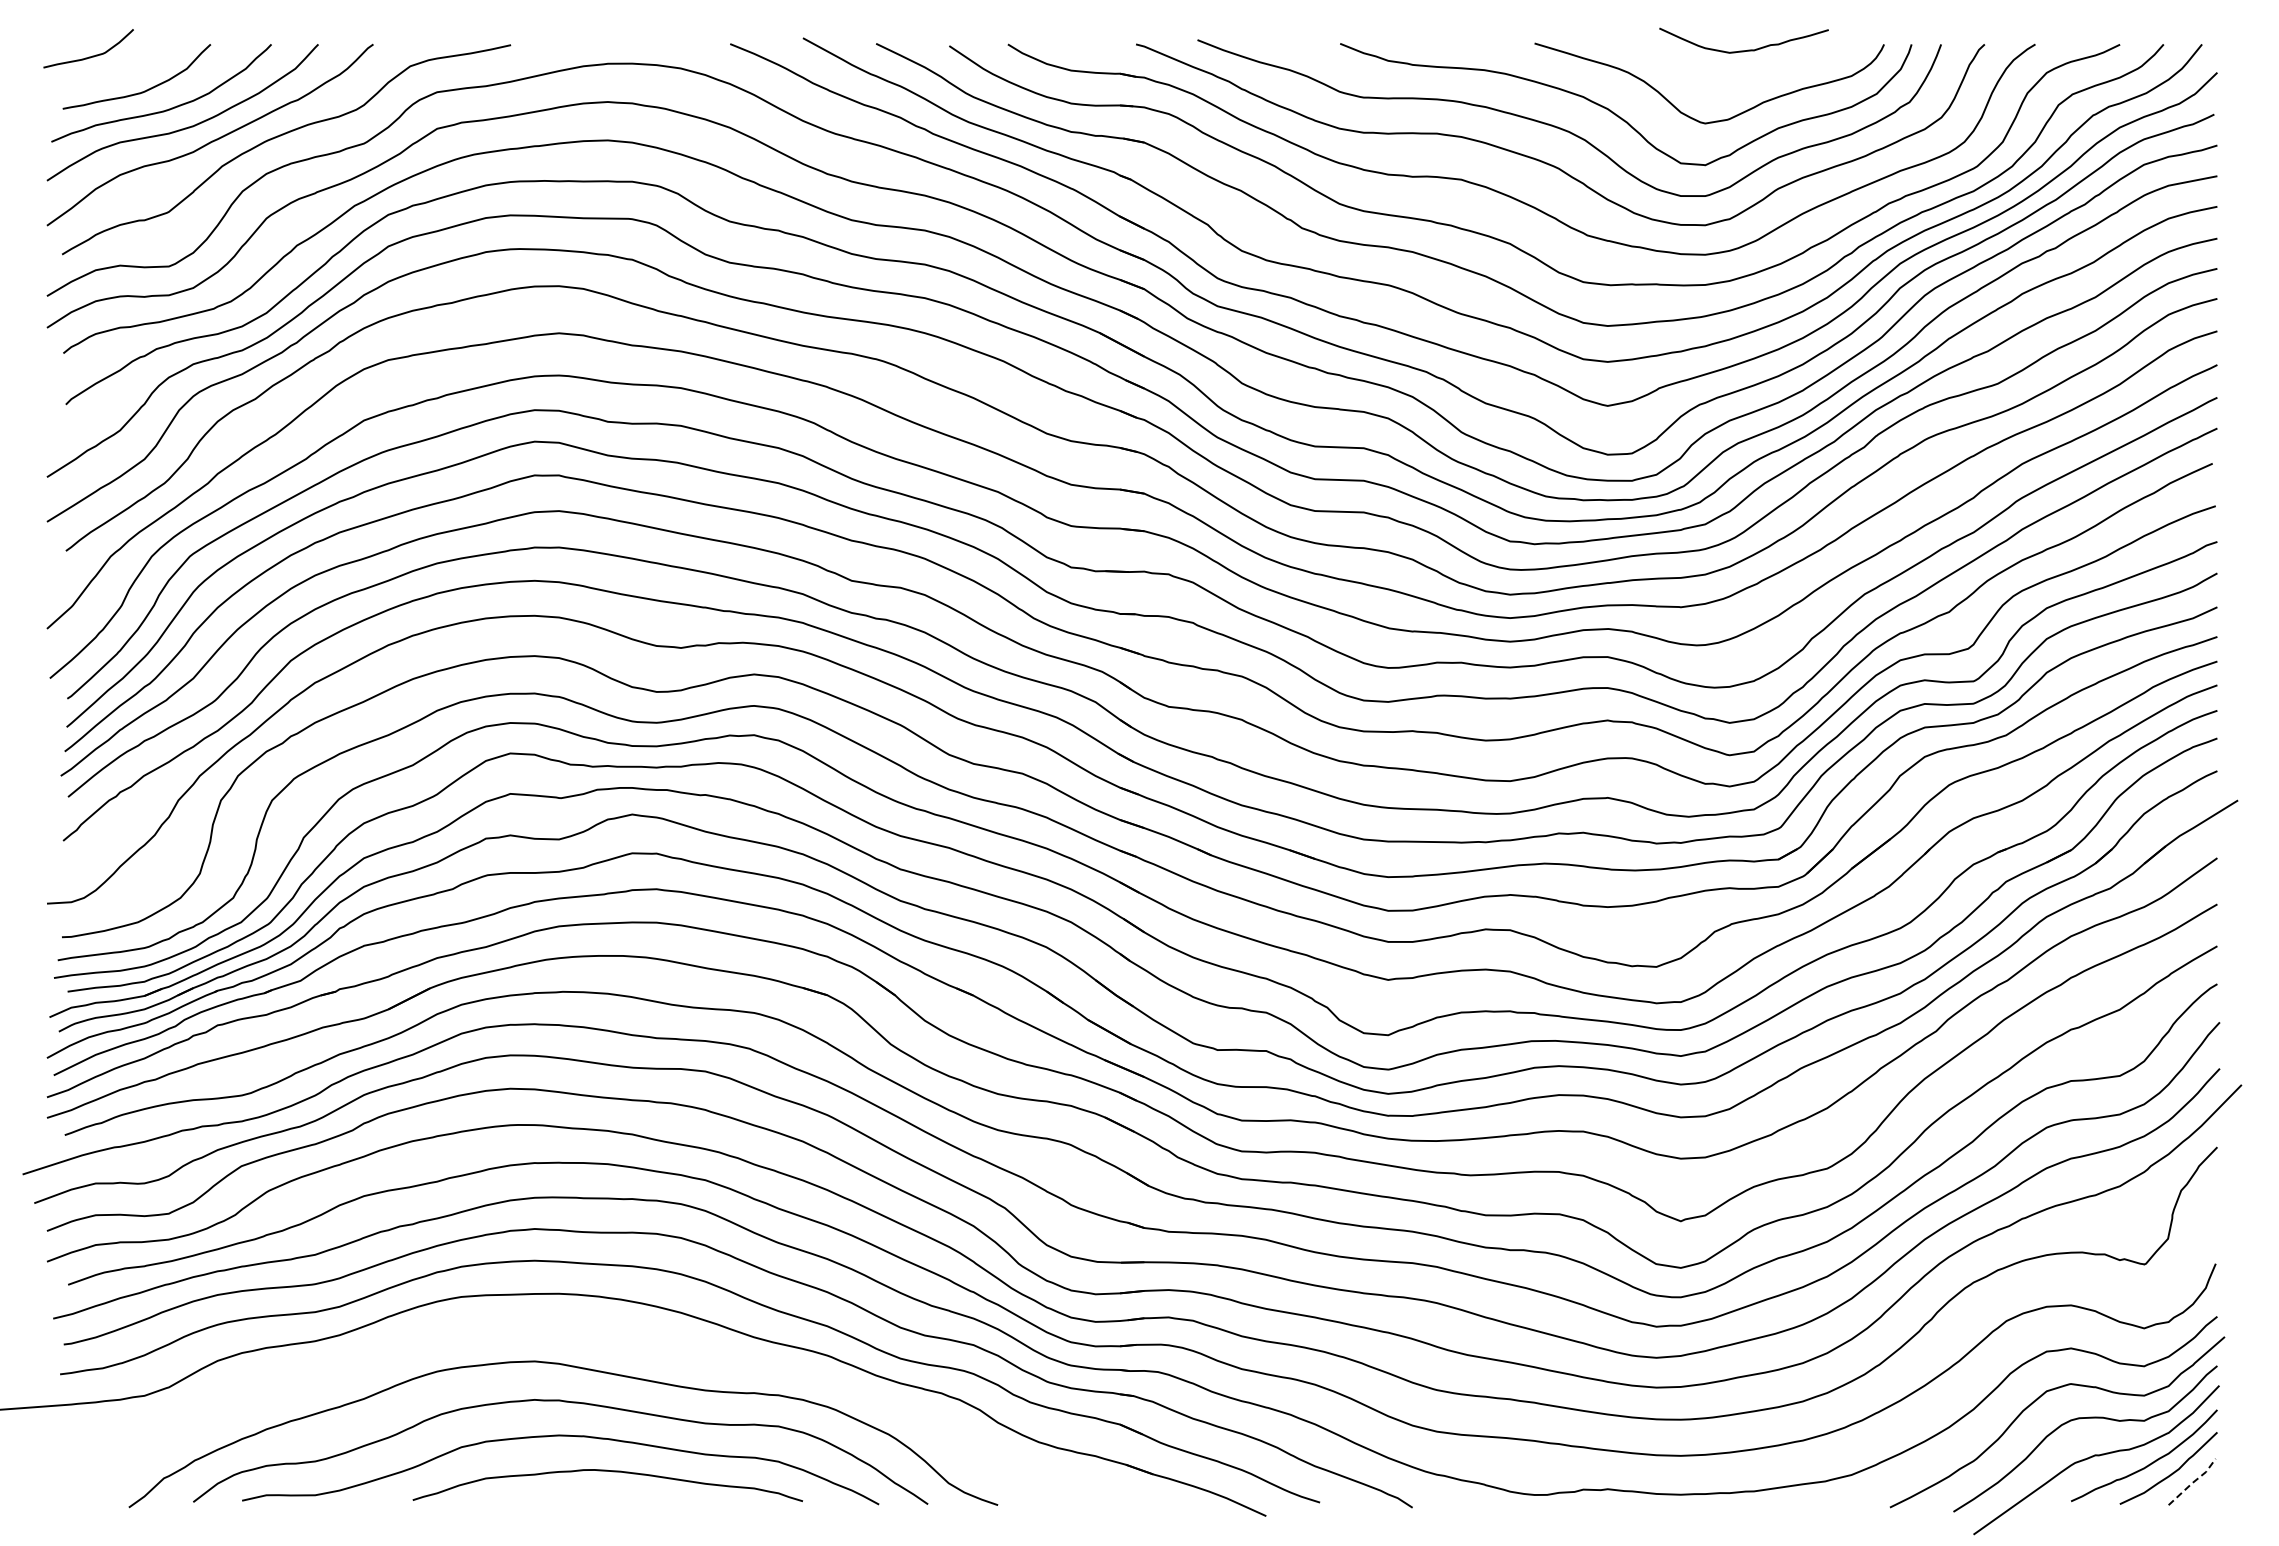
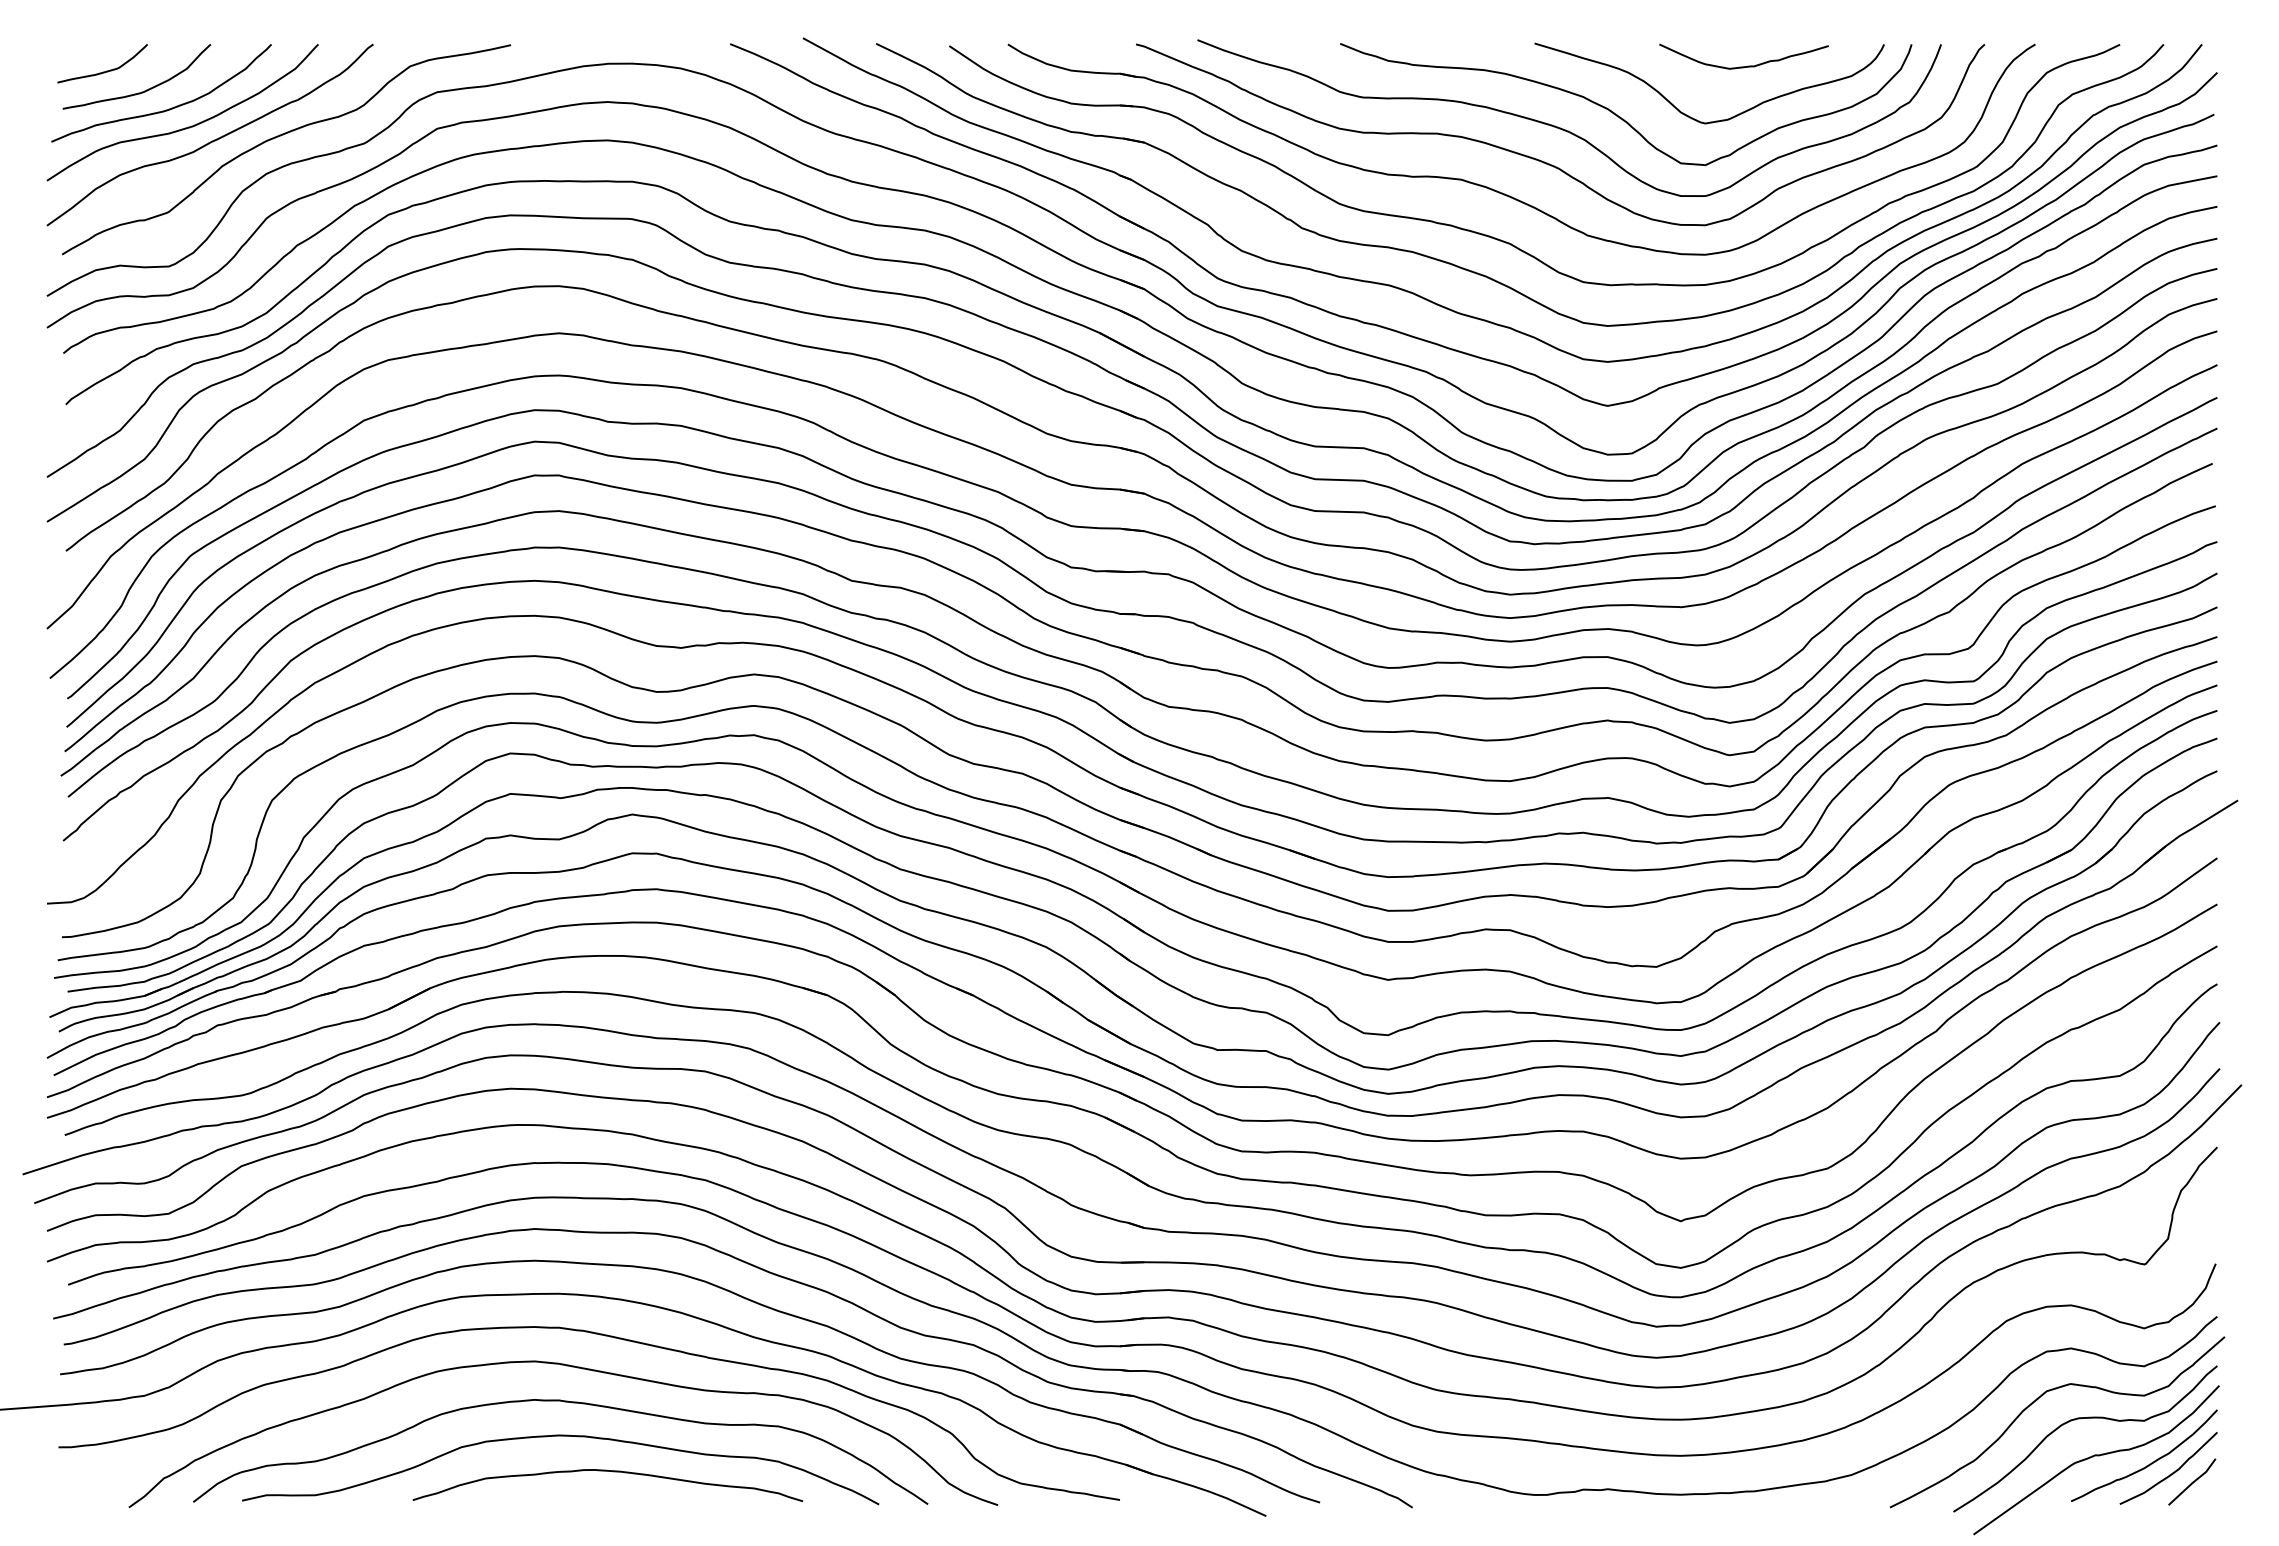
curve position: (1747, 49) -> (1747, 65) (1747, 65)
curve position: (92, 55) -> (106, 70) (106, 70)
curve: none -> present (609, 1337)
line: dashed -> solid (2193, 1482)
